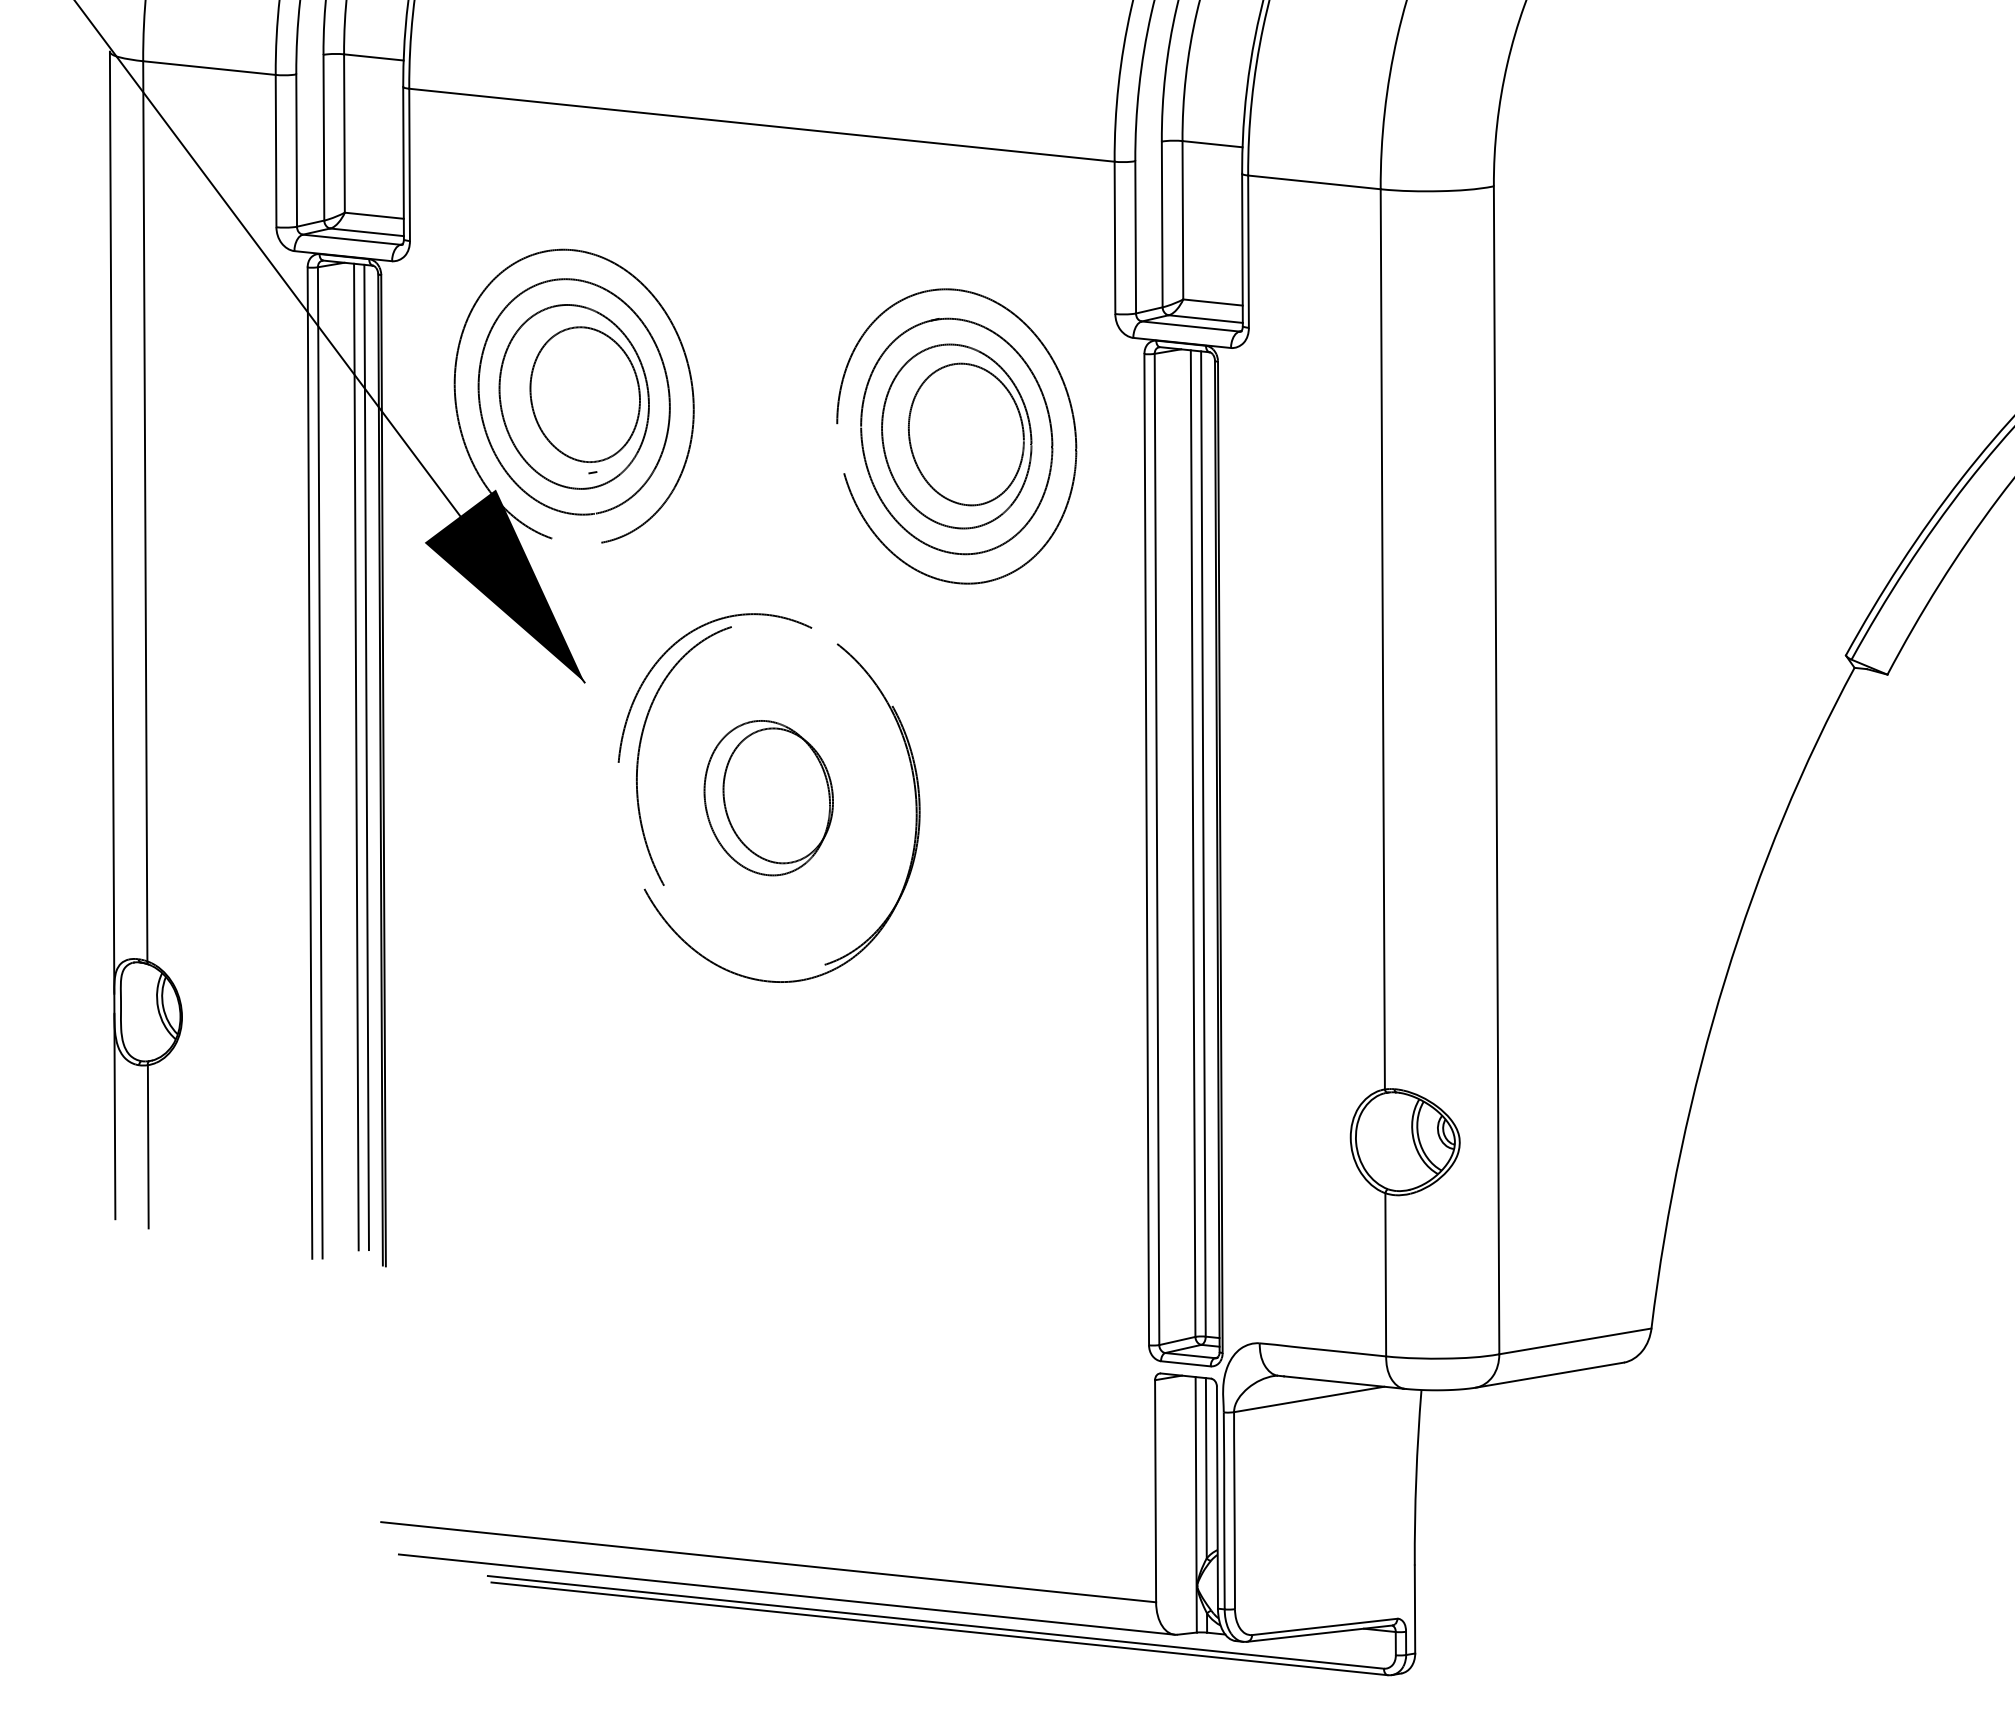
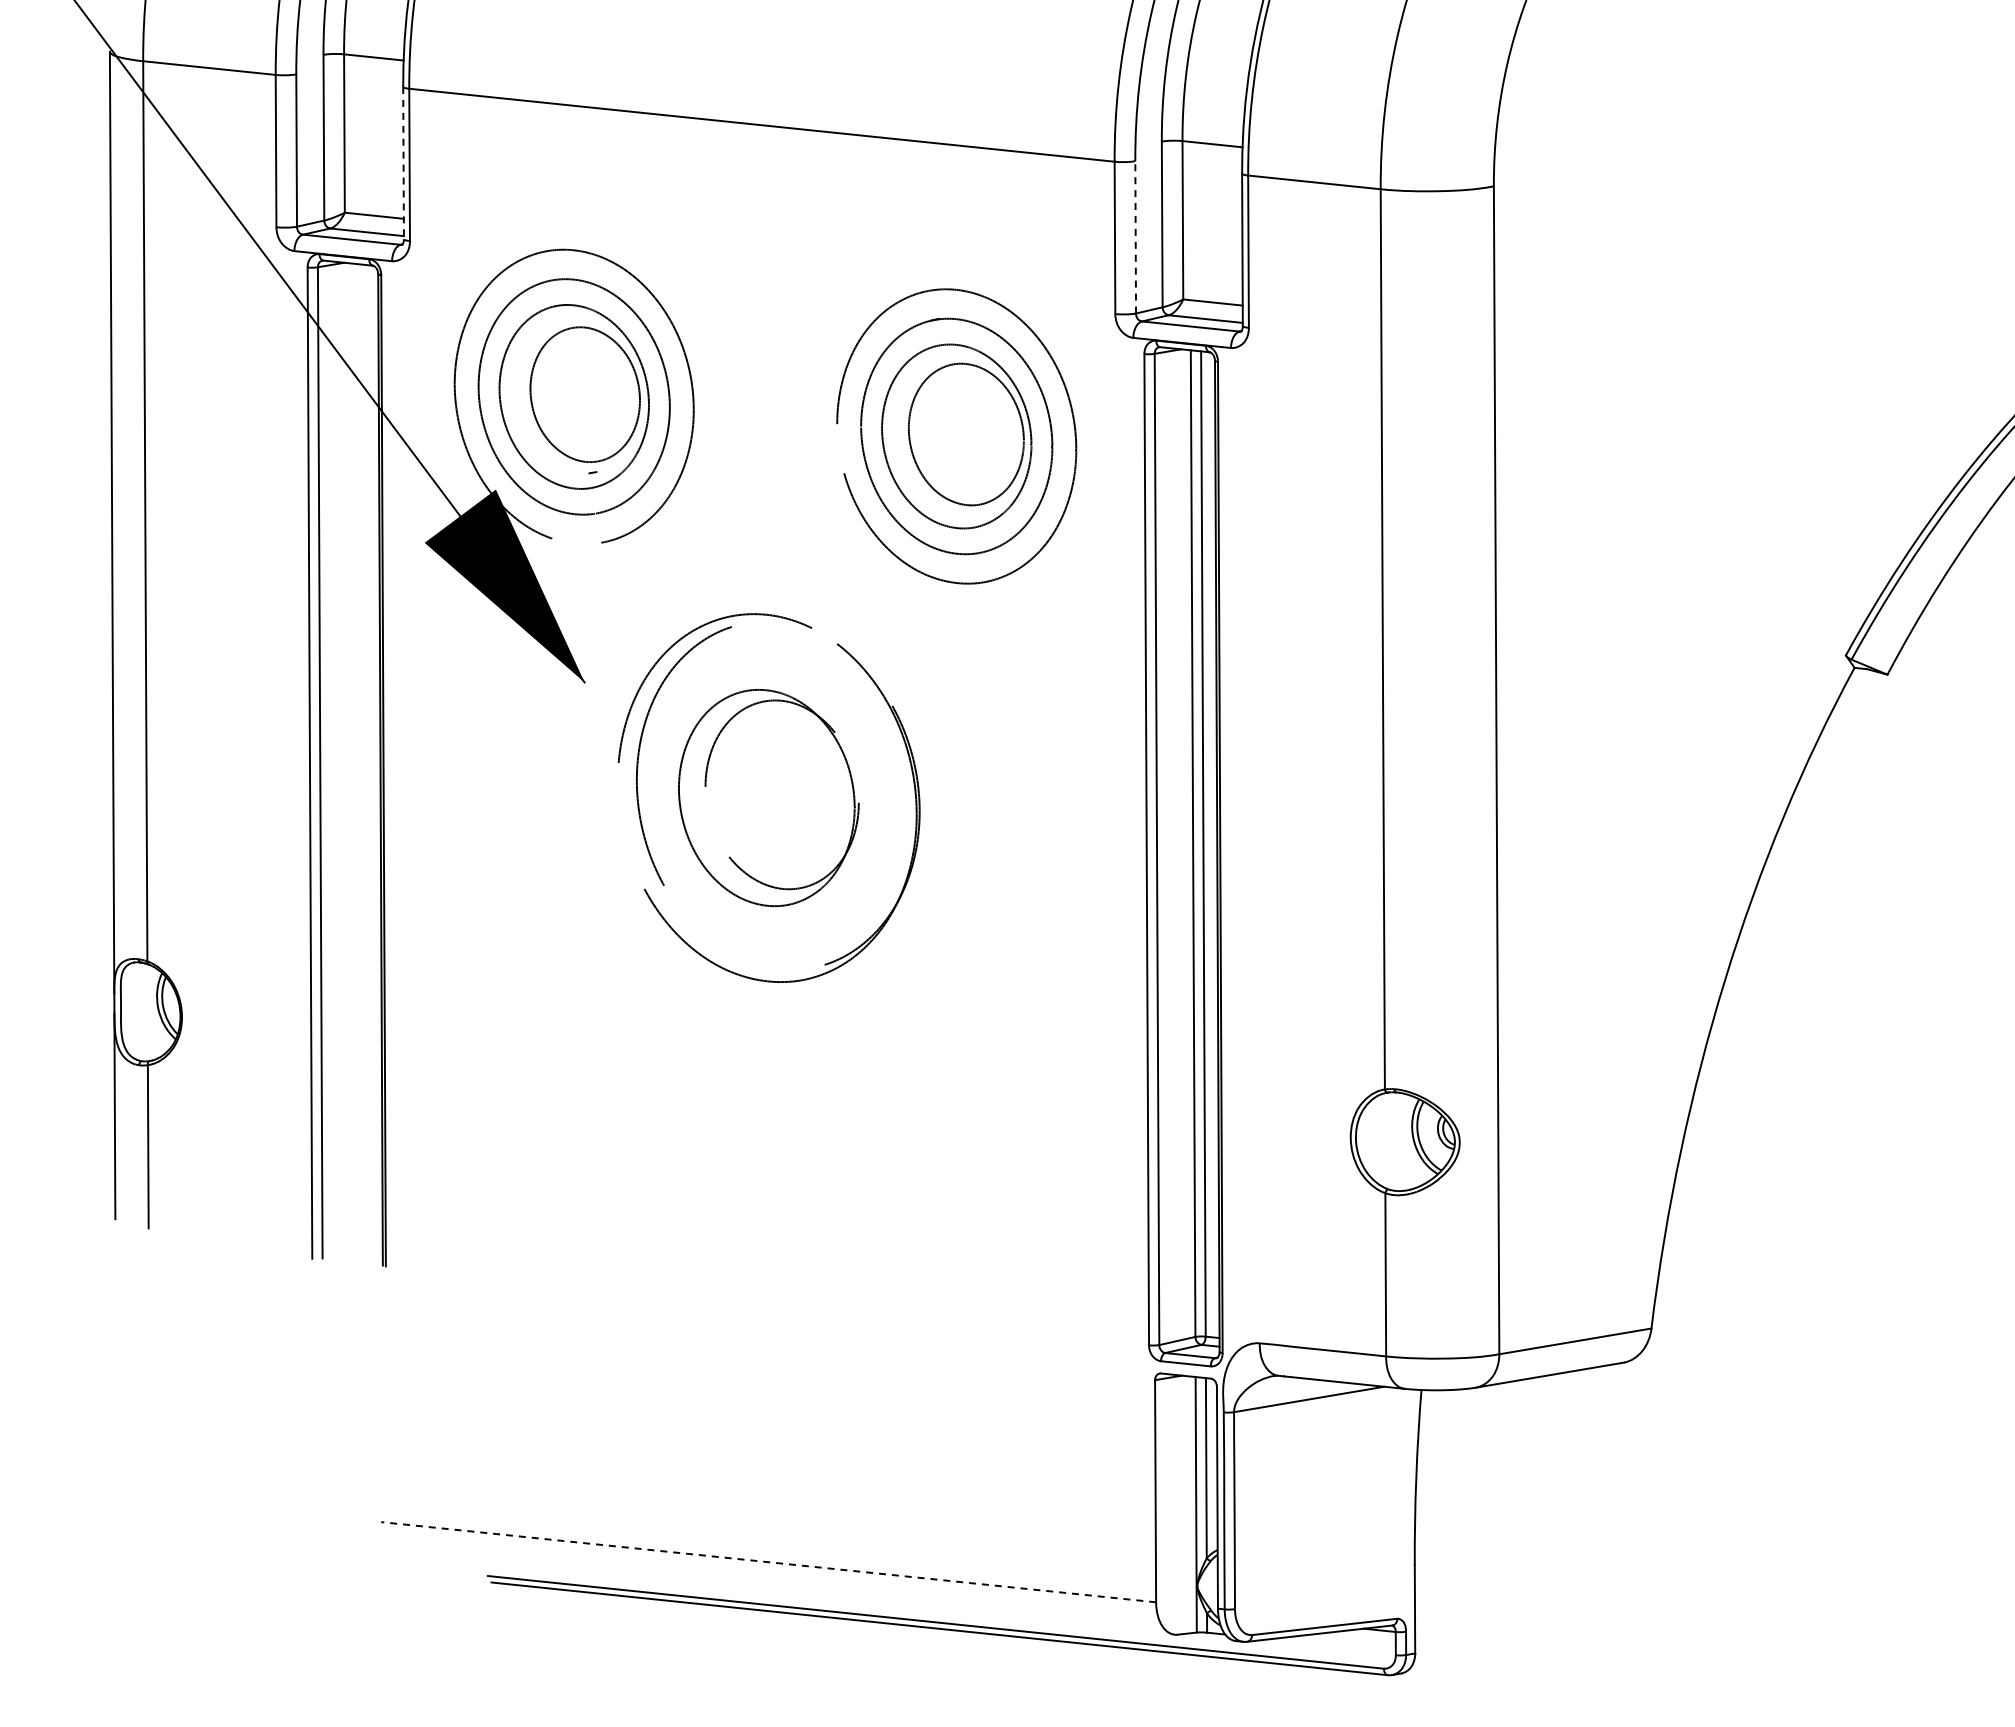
line: solid -> dashed (403, 163)
line: solid -> dashed (1135, 236)
line: present -> none (356, 756)
line: present -> none (366, 757)
part size: 131x157 px -> 182x219 px (768, 798)
line: solid -> dashed (768, 1562)
line: present -> none (786, 1594)
